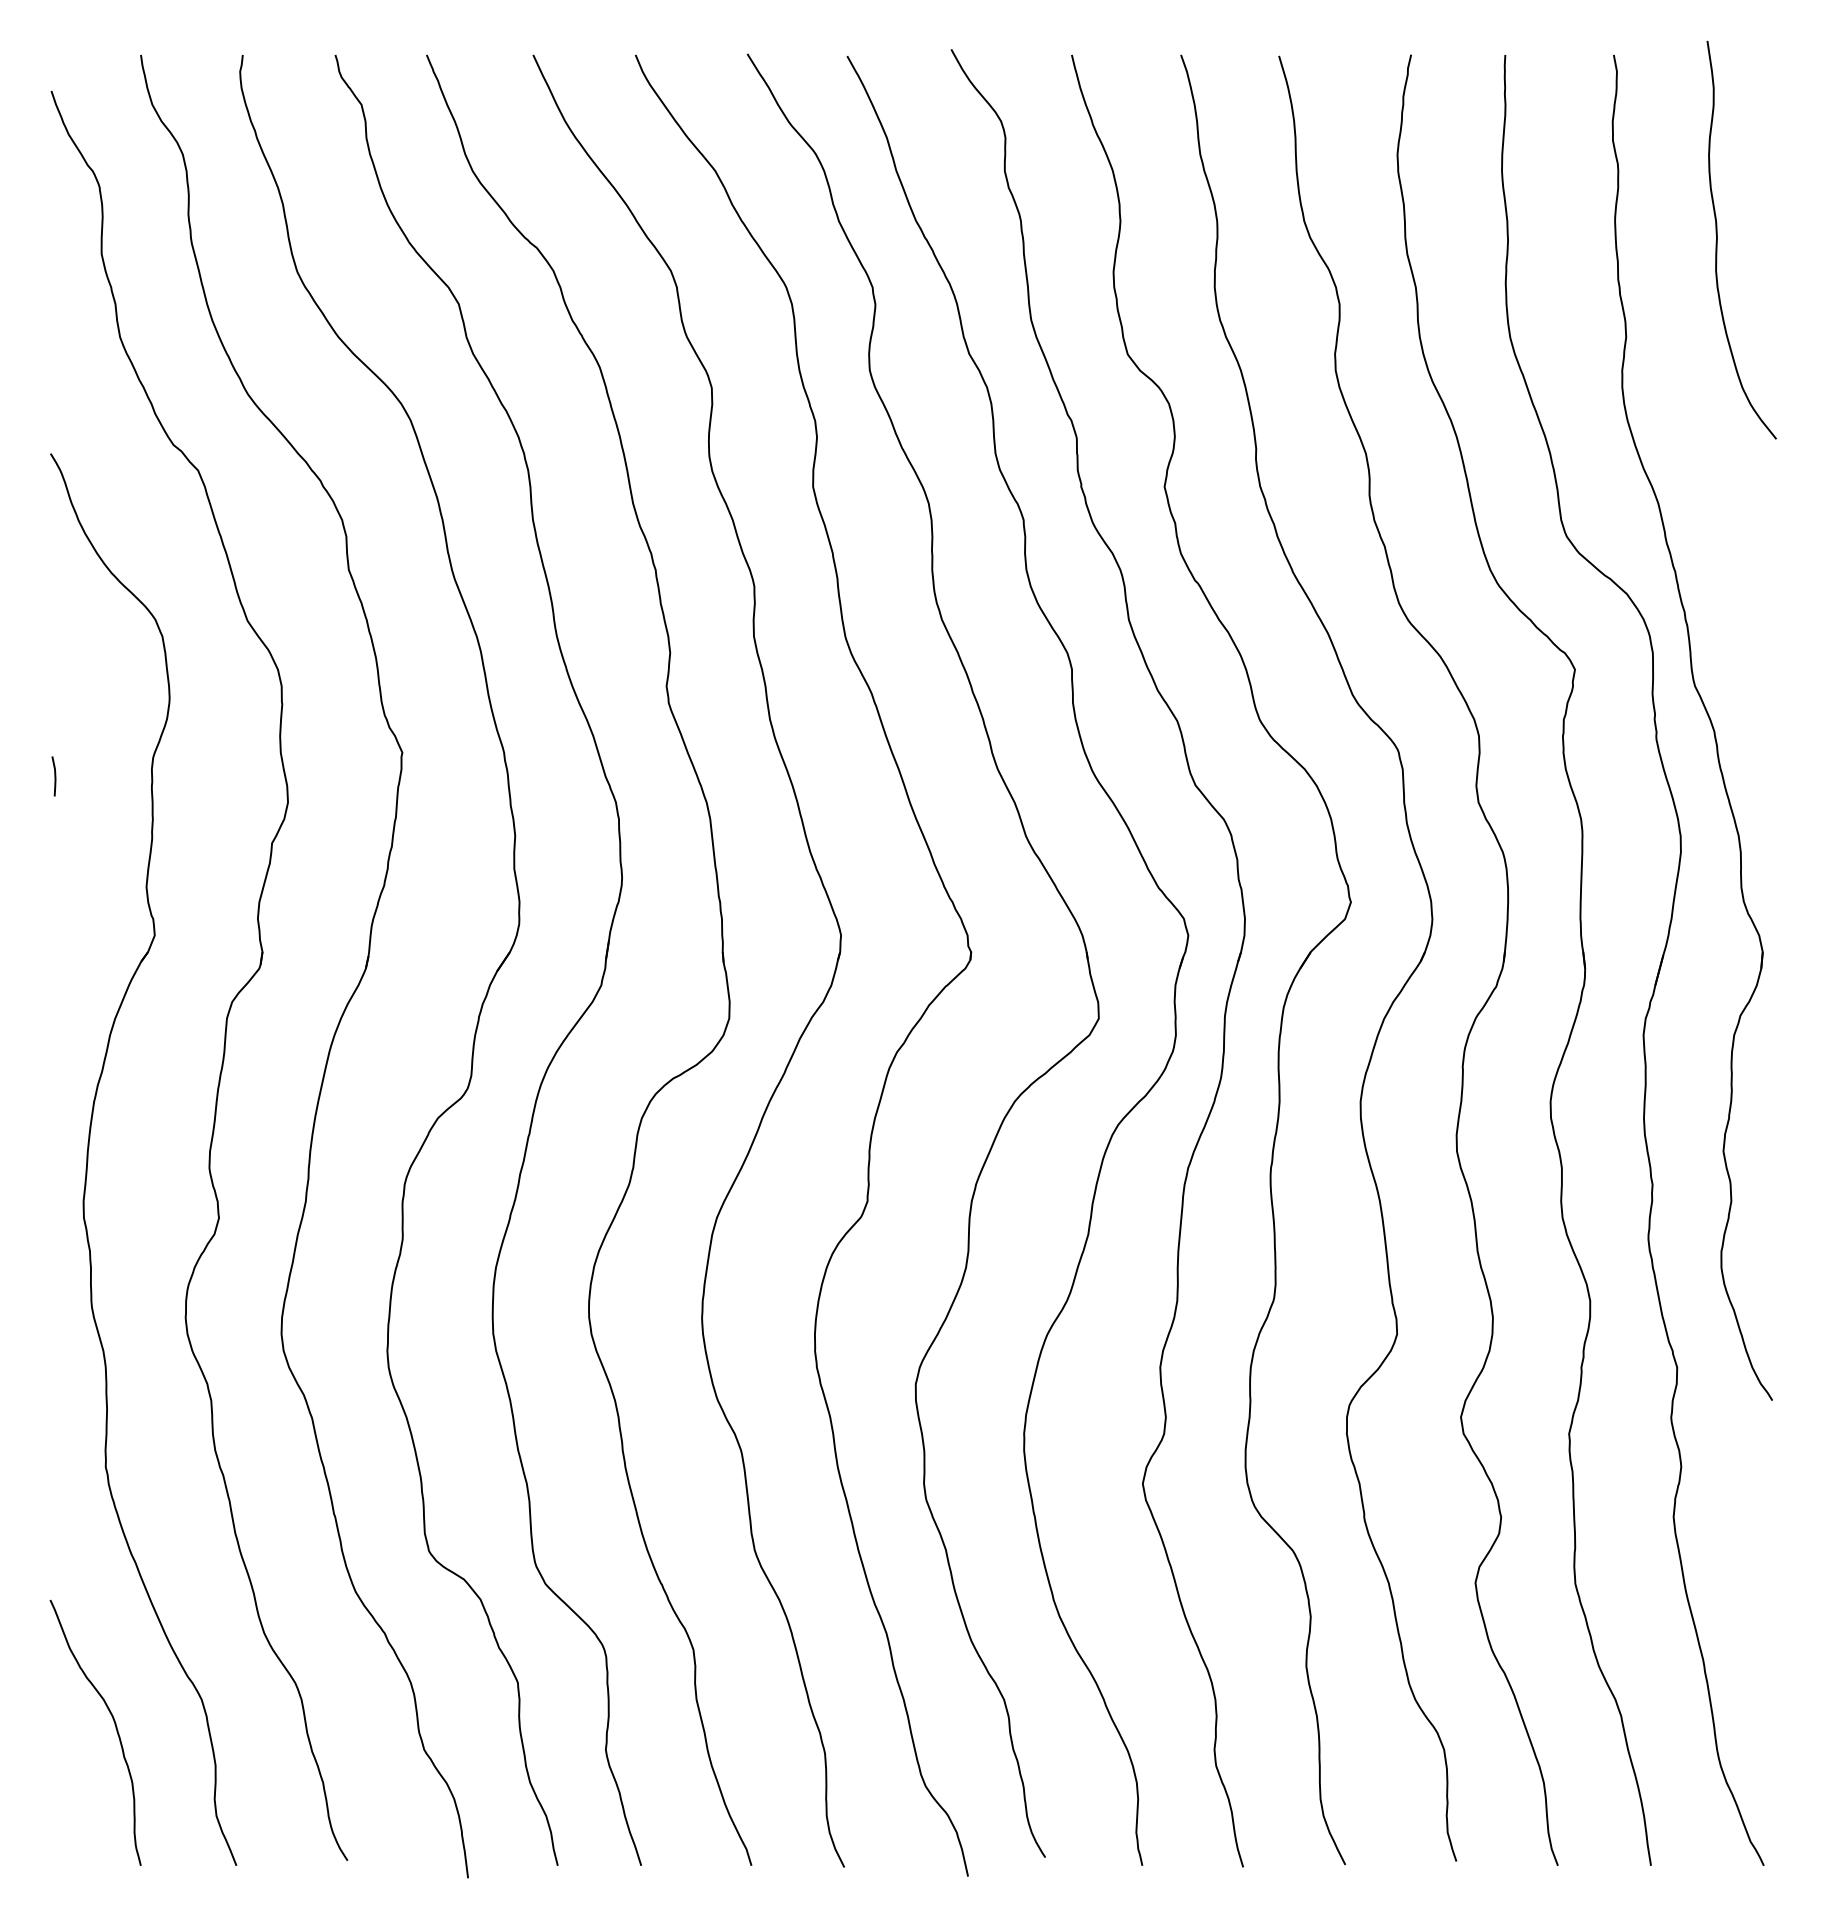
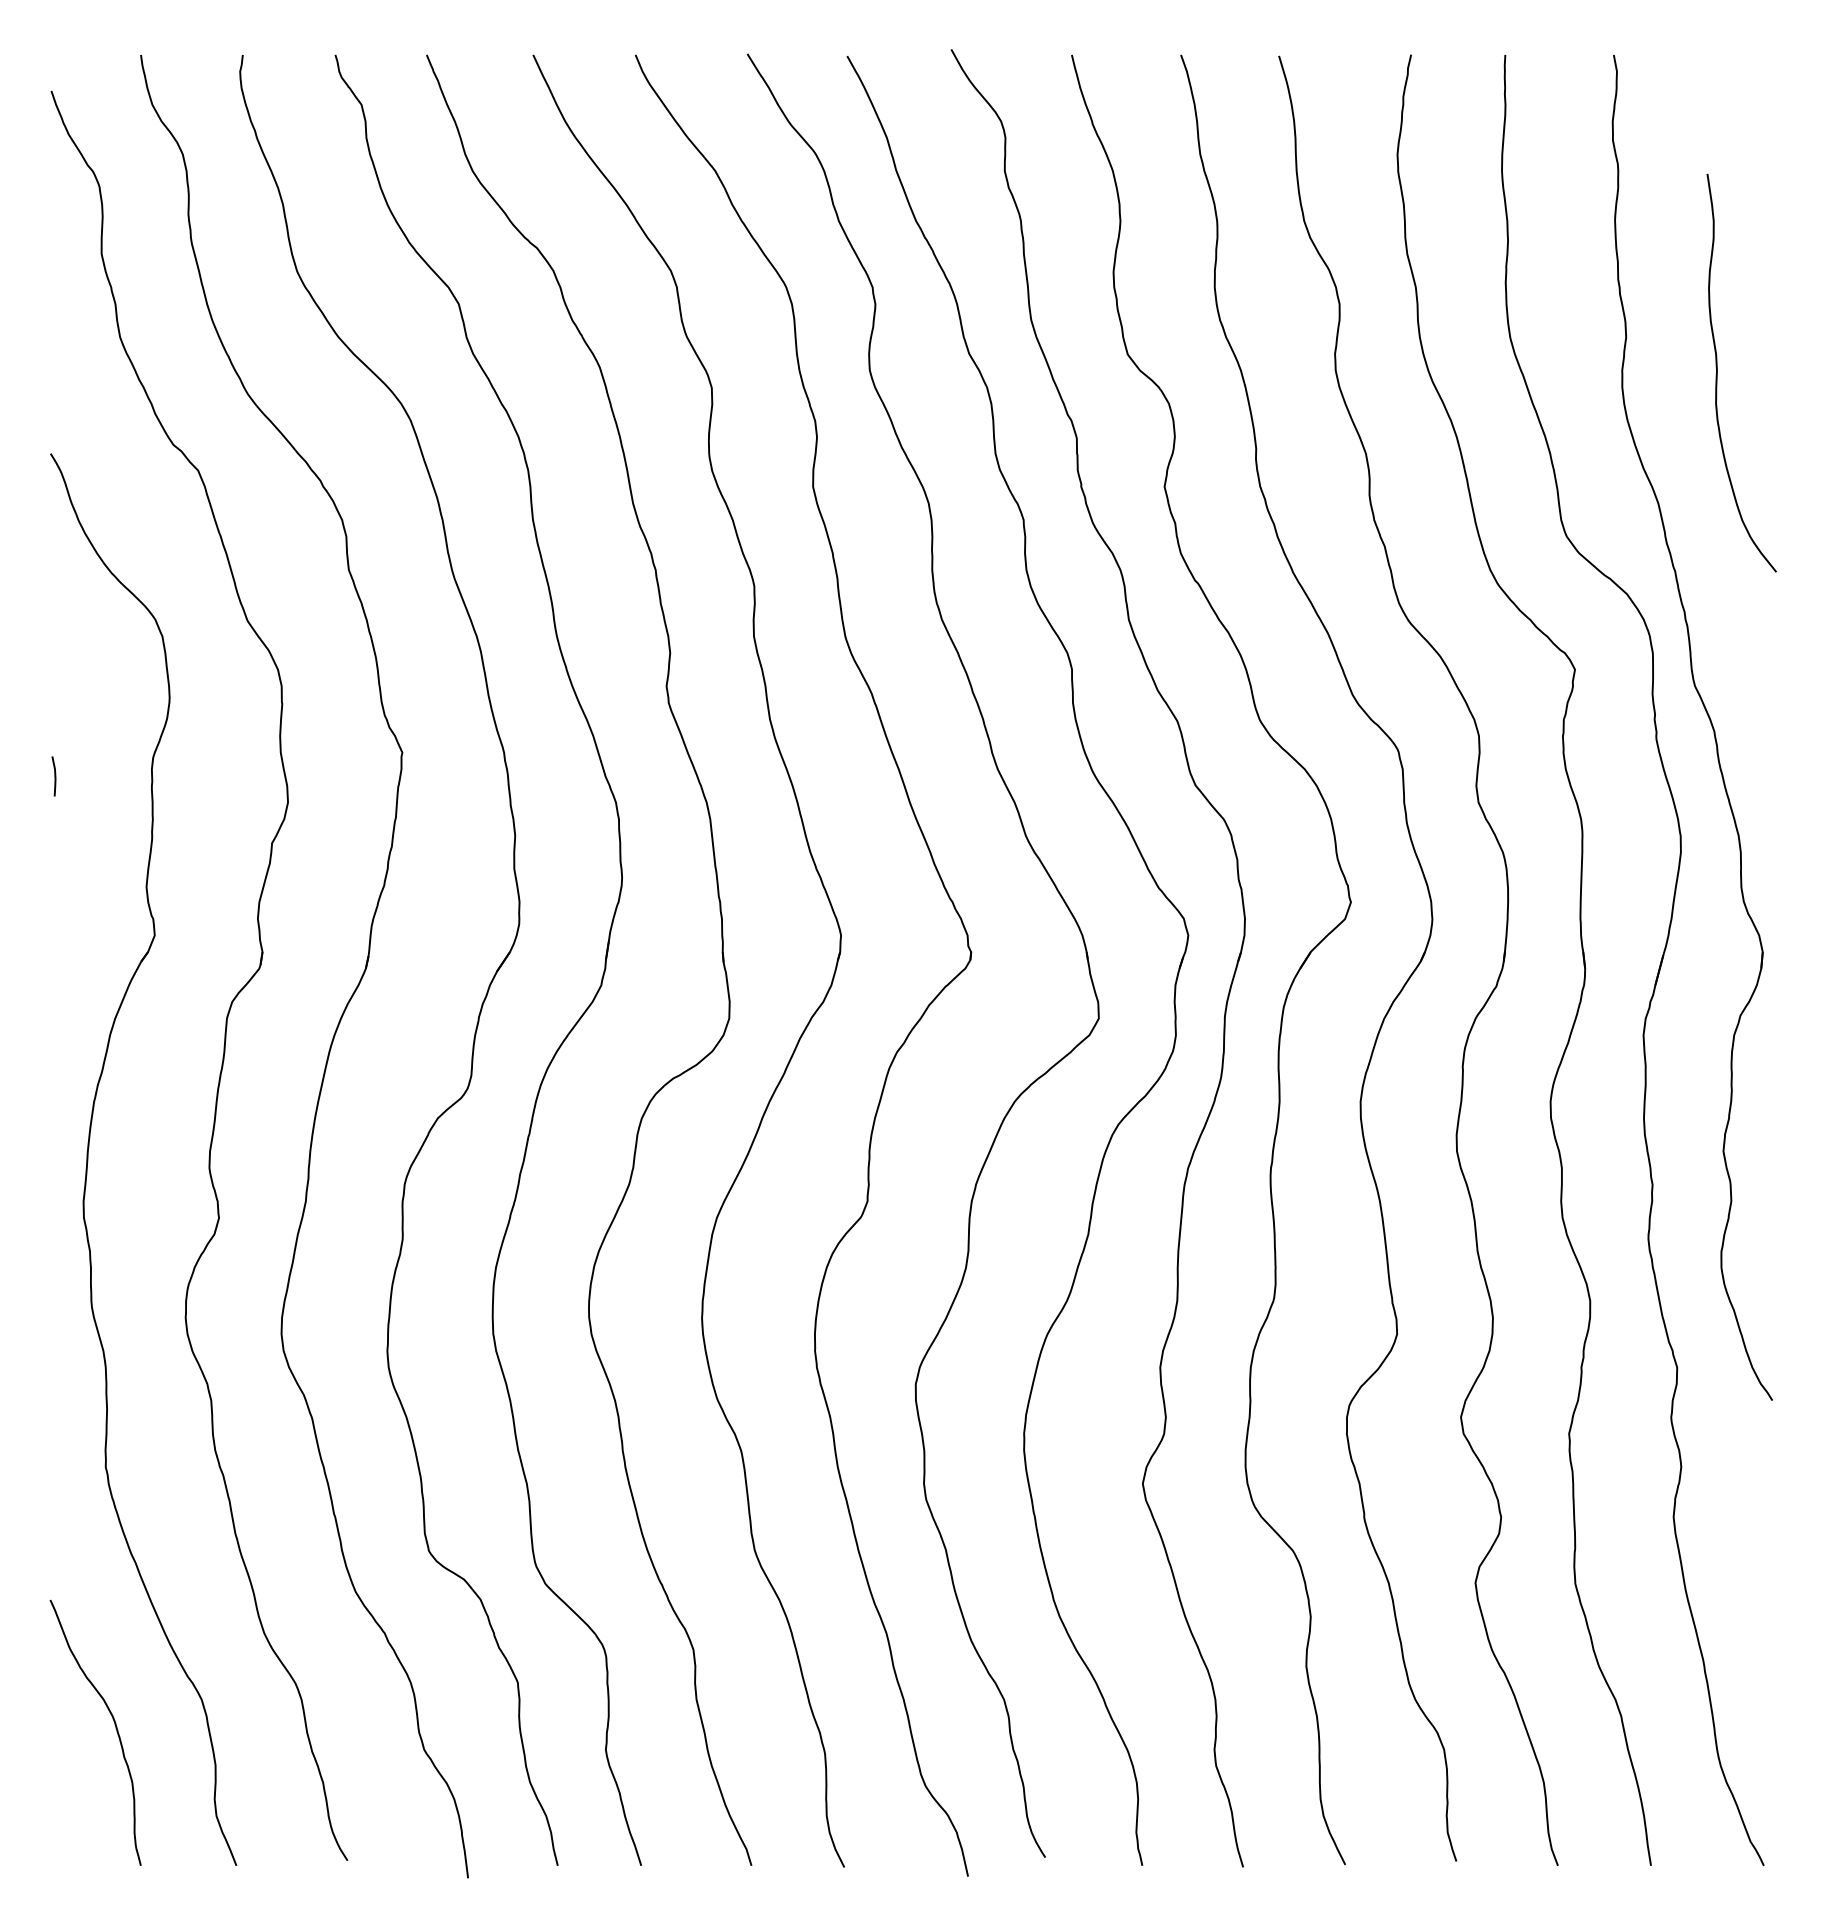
curve position: (1717, 240) -> (1717, 373) (1717, 373)
